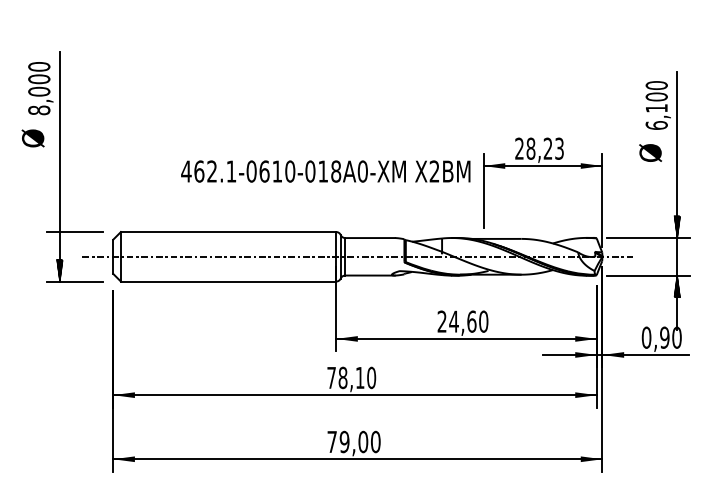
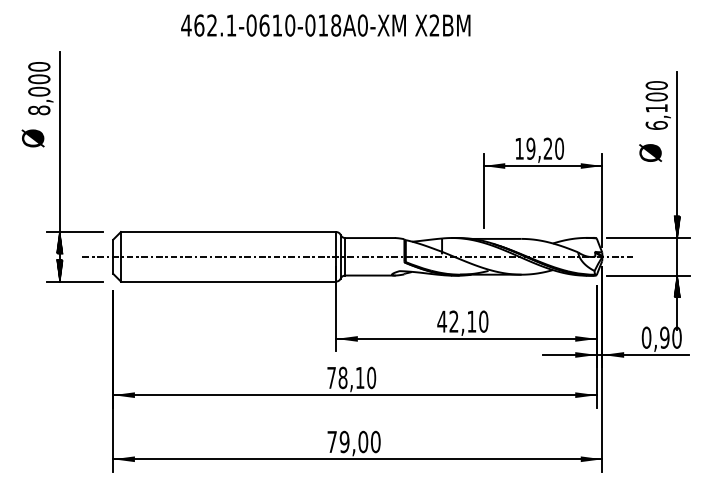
text: 28,23 -> 19,20 (539, 148)
text position: (325, 171) -> (325, 25) (325, 25)
hatch: none -> present (59, 242)
text: 24,60 -> 42,10 (456, 321)
